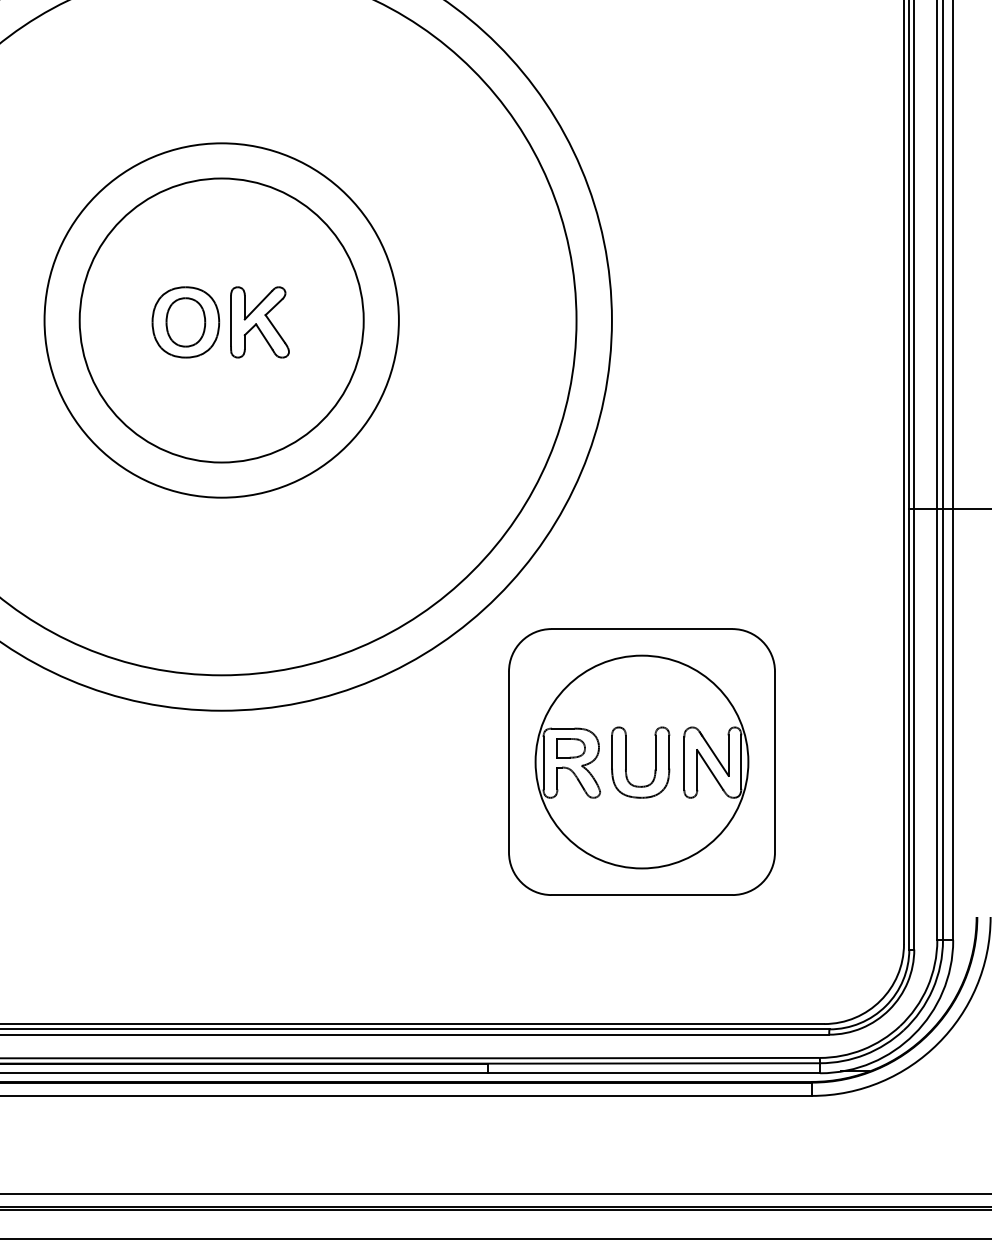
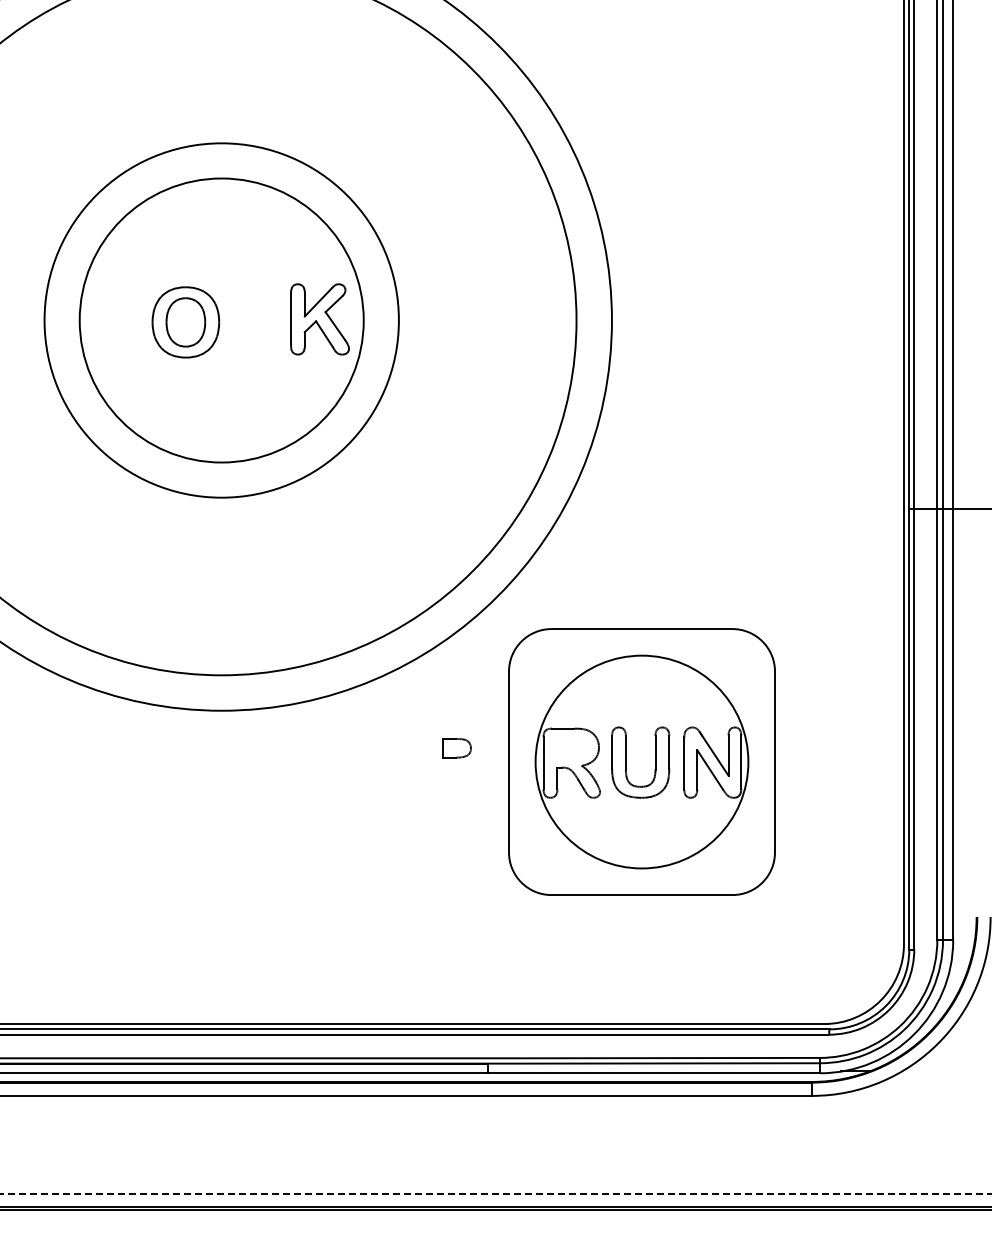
part position: (259, 322) -> (319, 319) (319, 319)
part position: (570, 748) -> (456, 748) (456, 748)
line: solid -> dashed (495, 1194)
line: present -> none (495, 1238)
